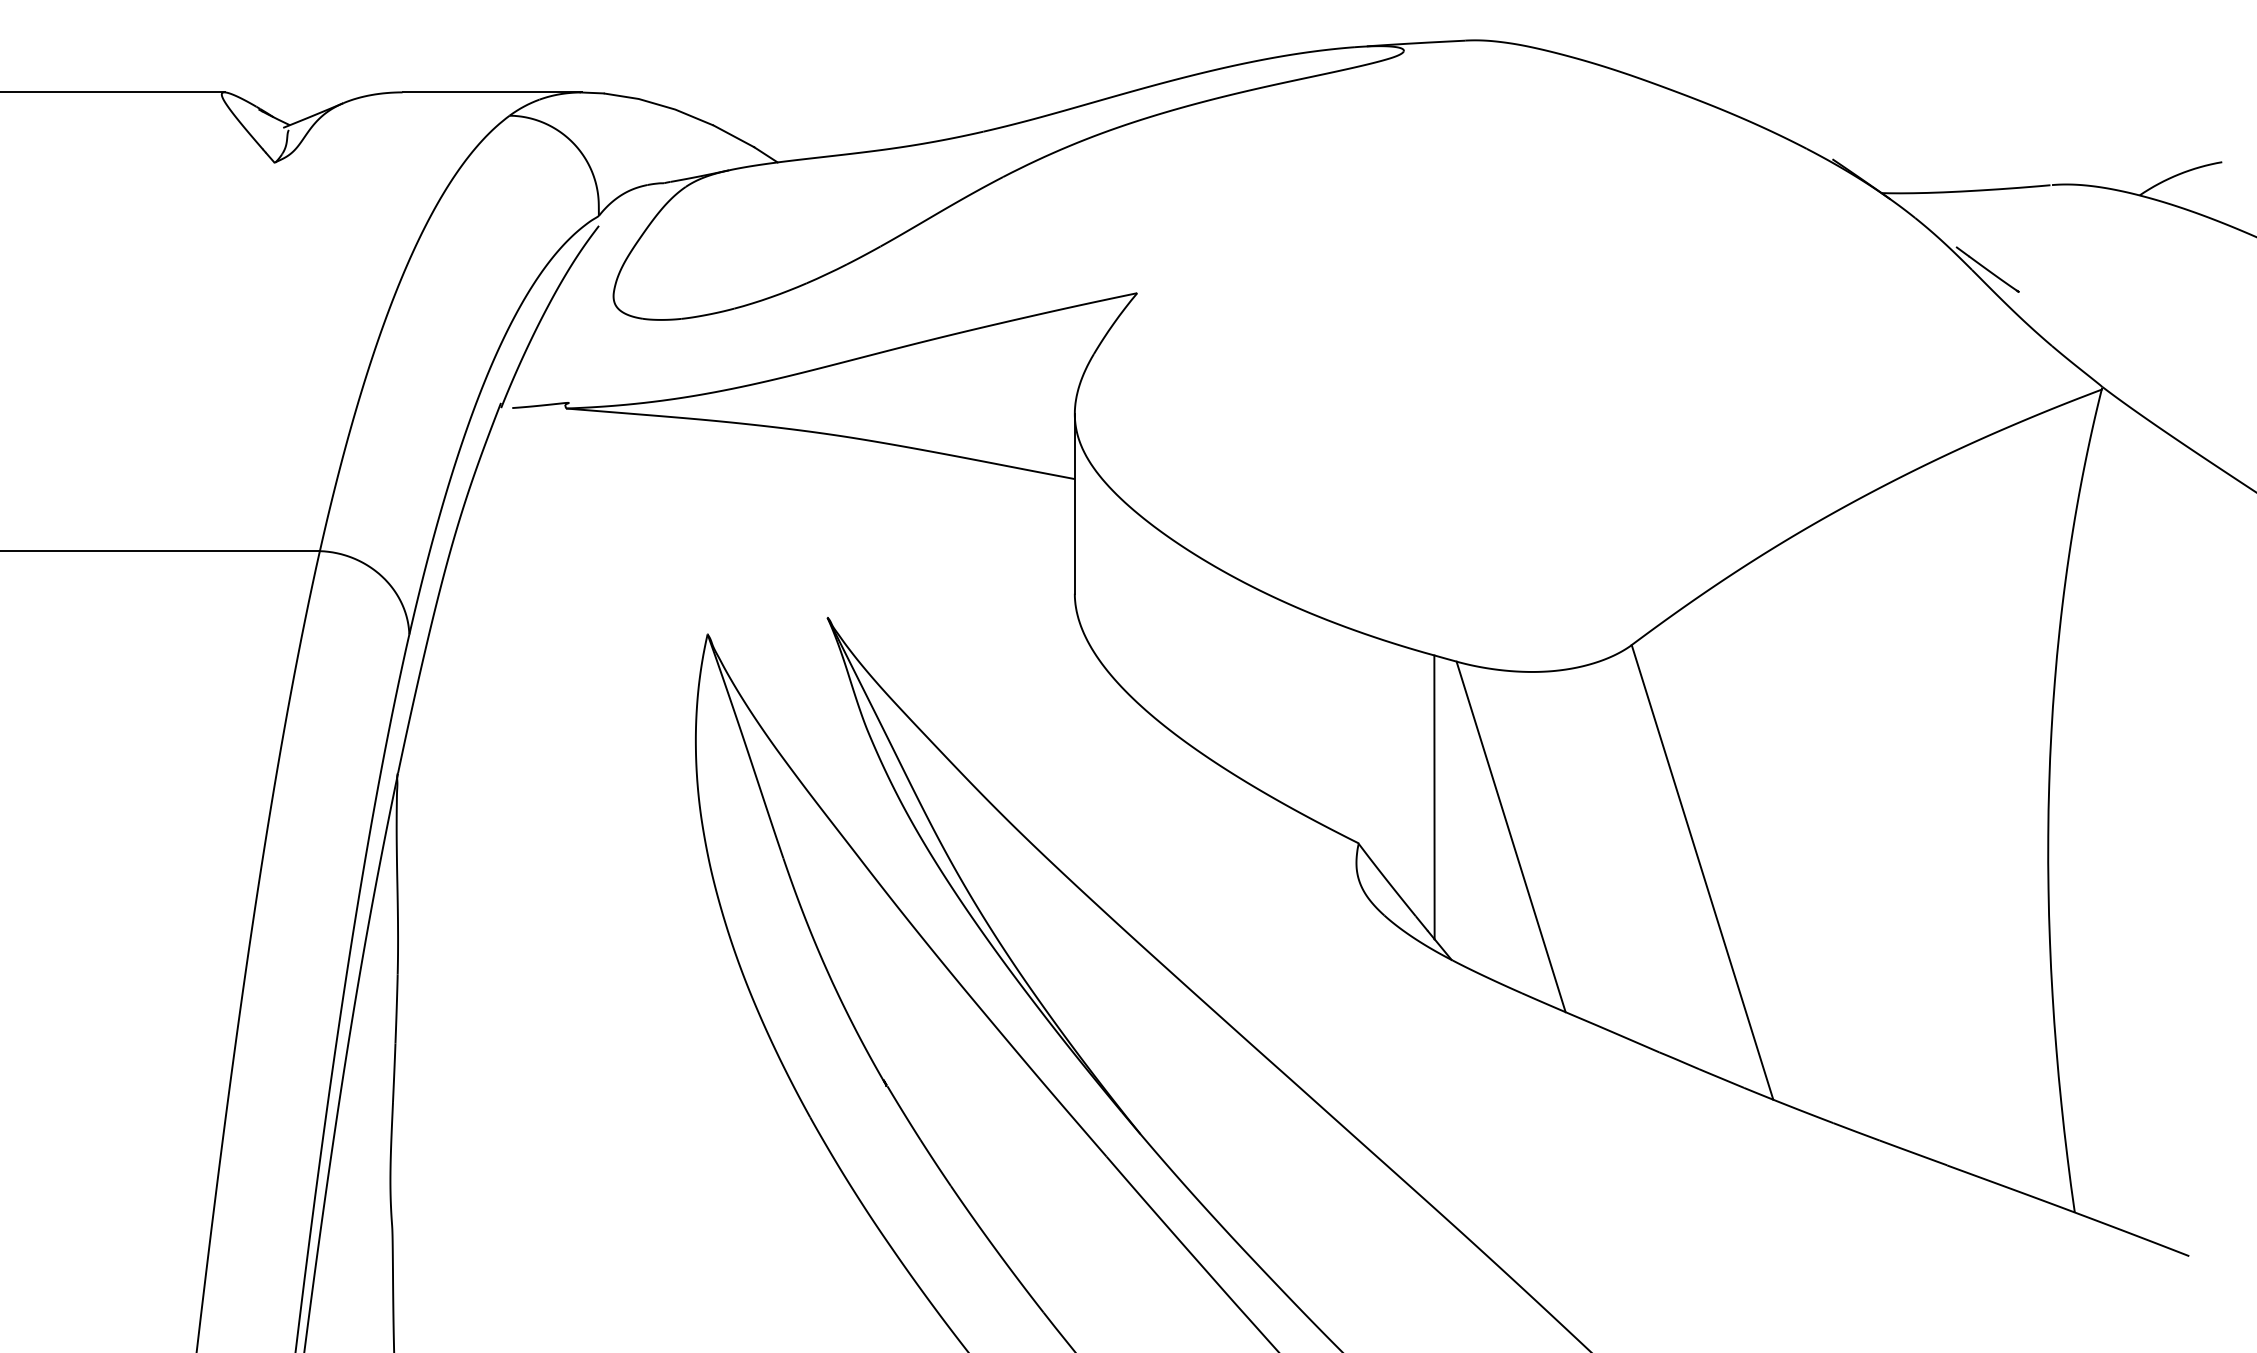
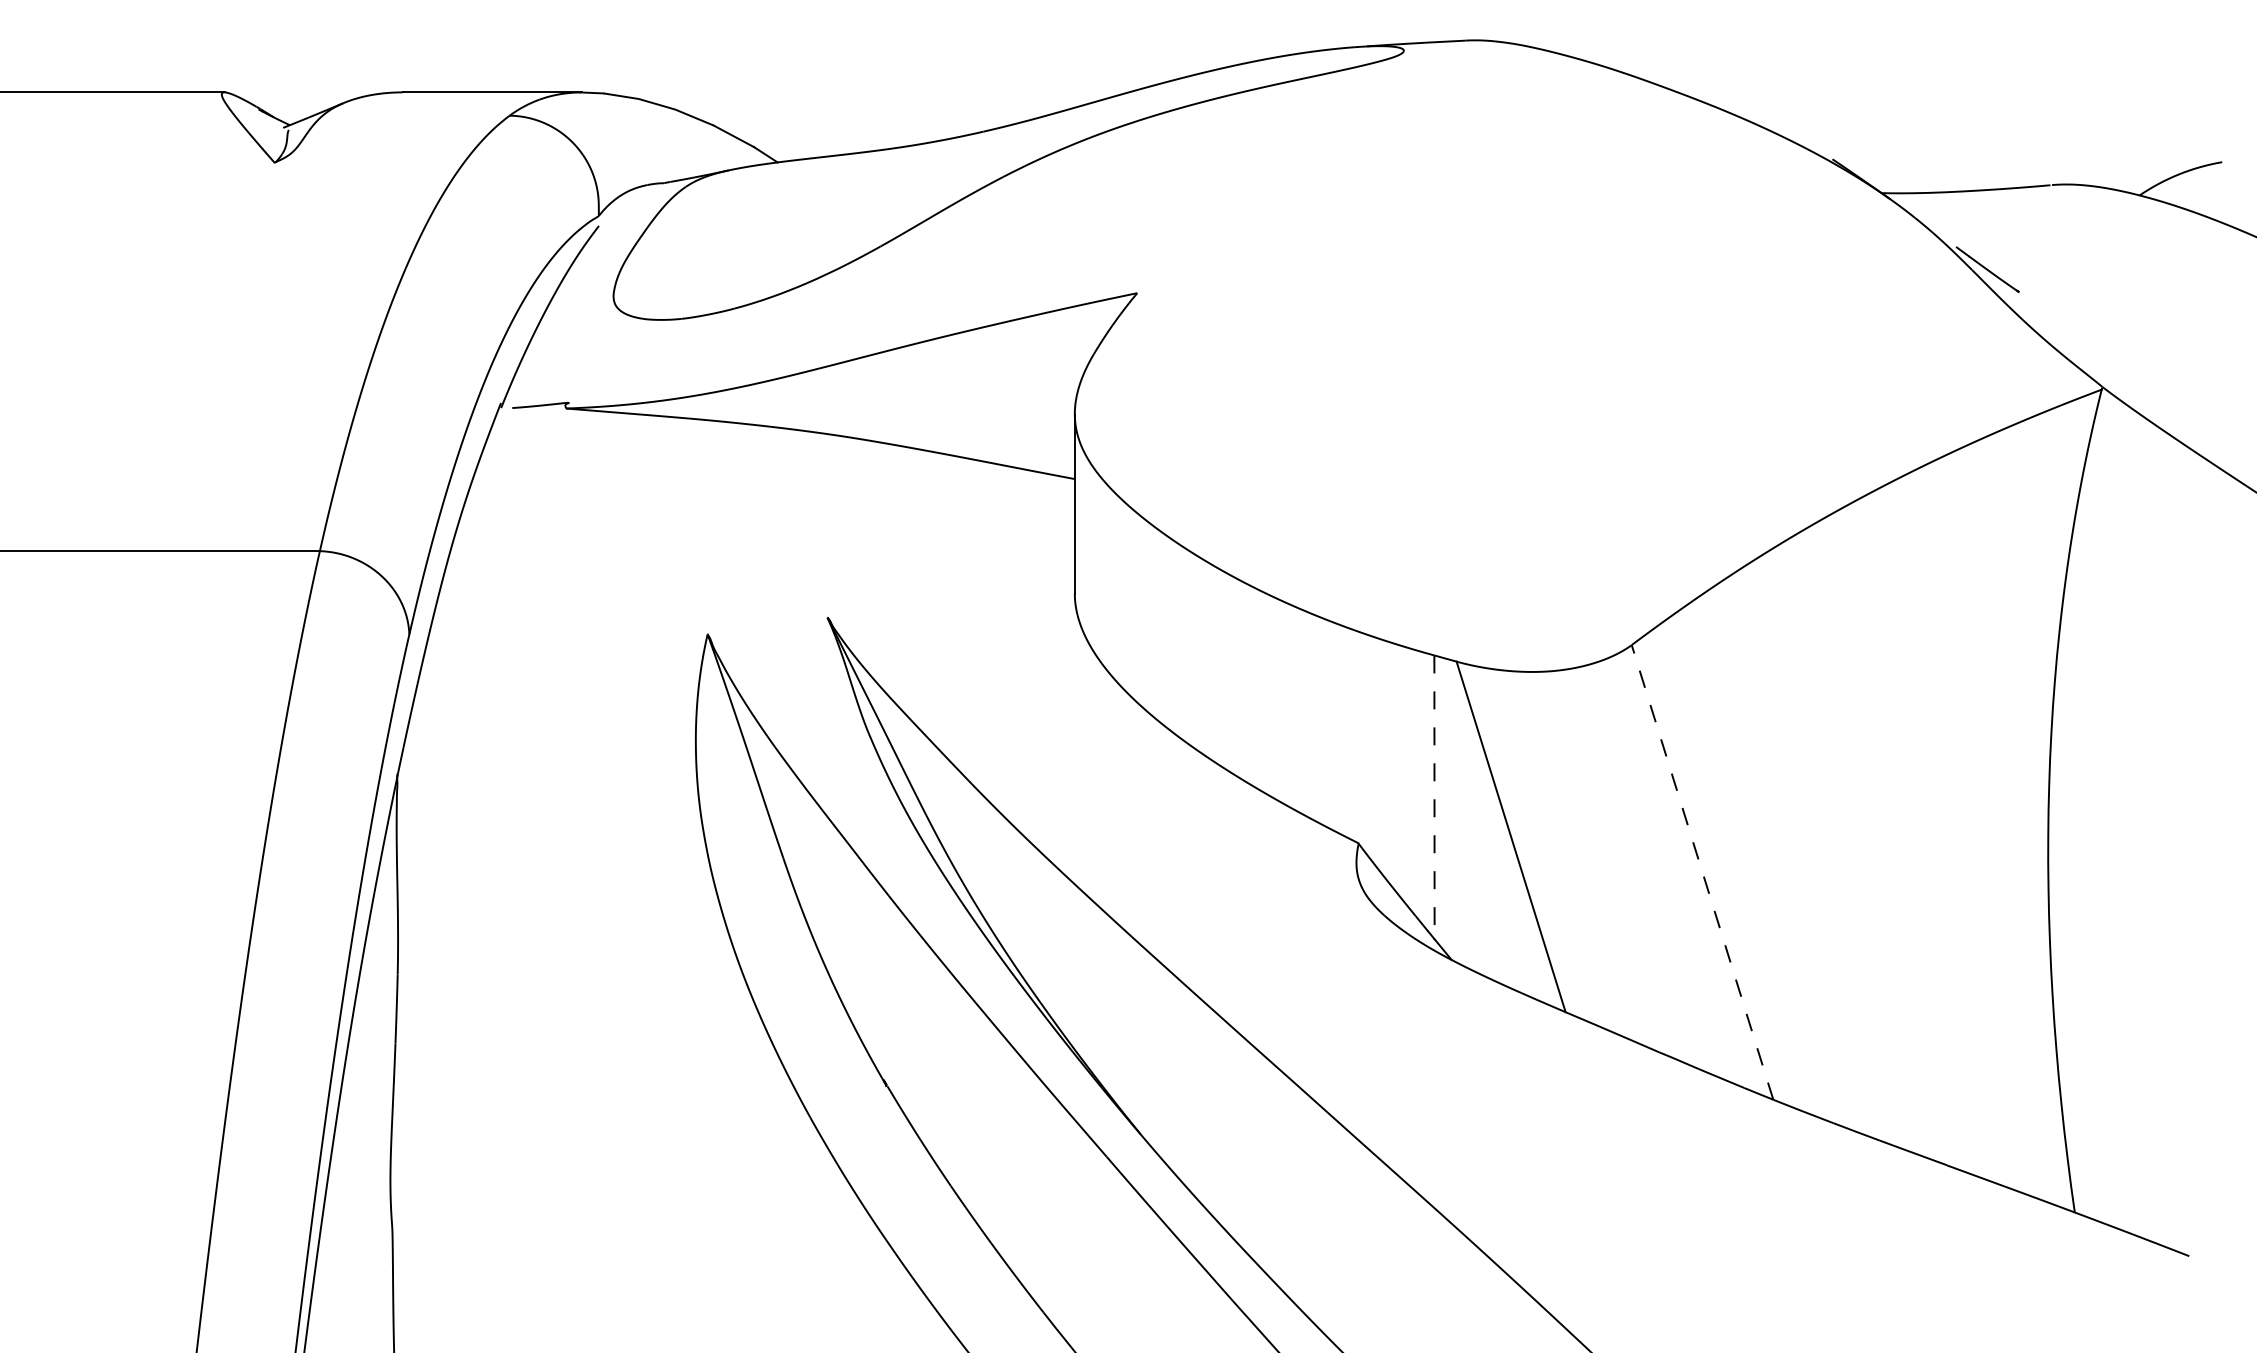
line: solid -> dashed (1434, 797)
line: solid -> dashed (1702, 871)
